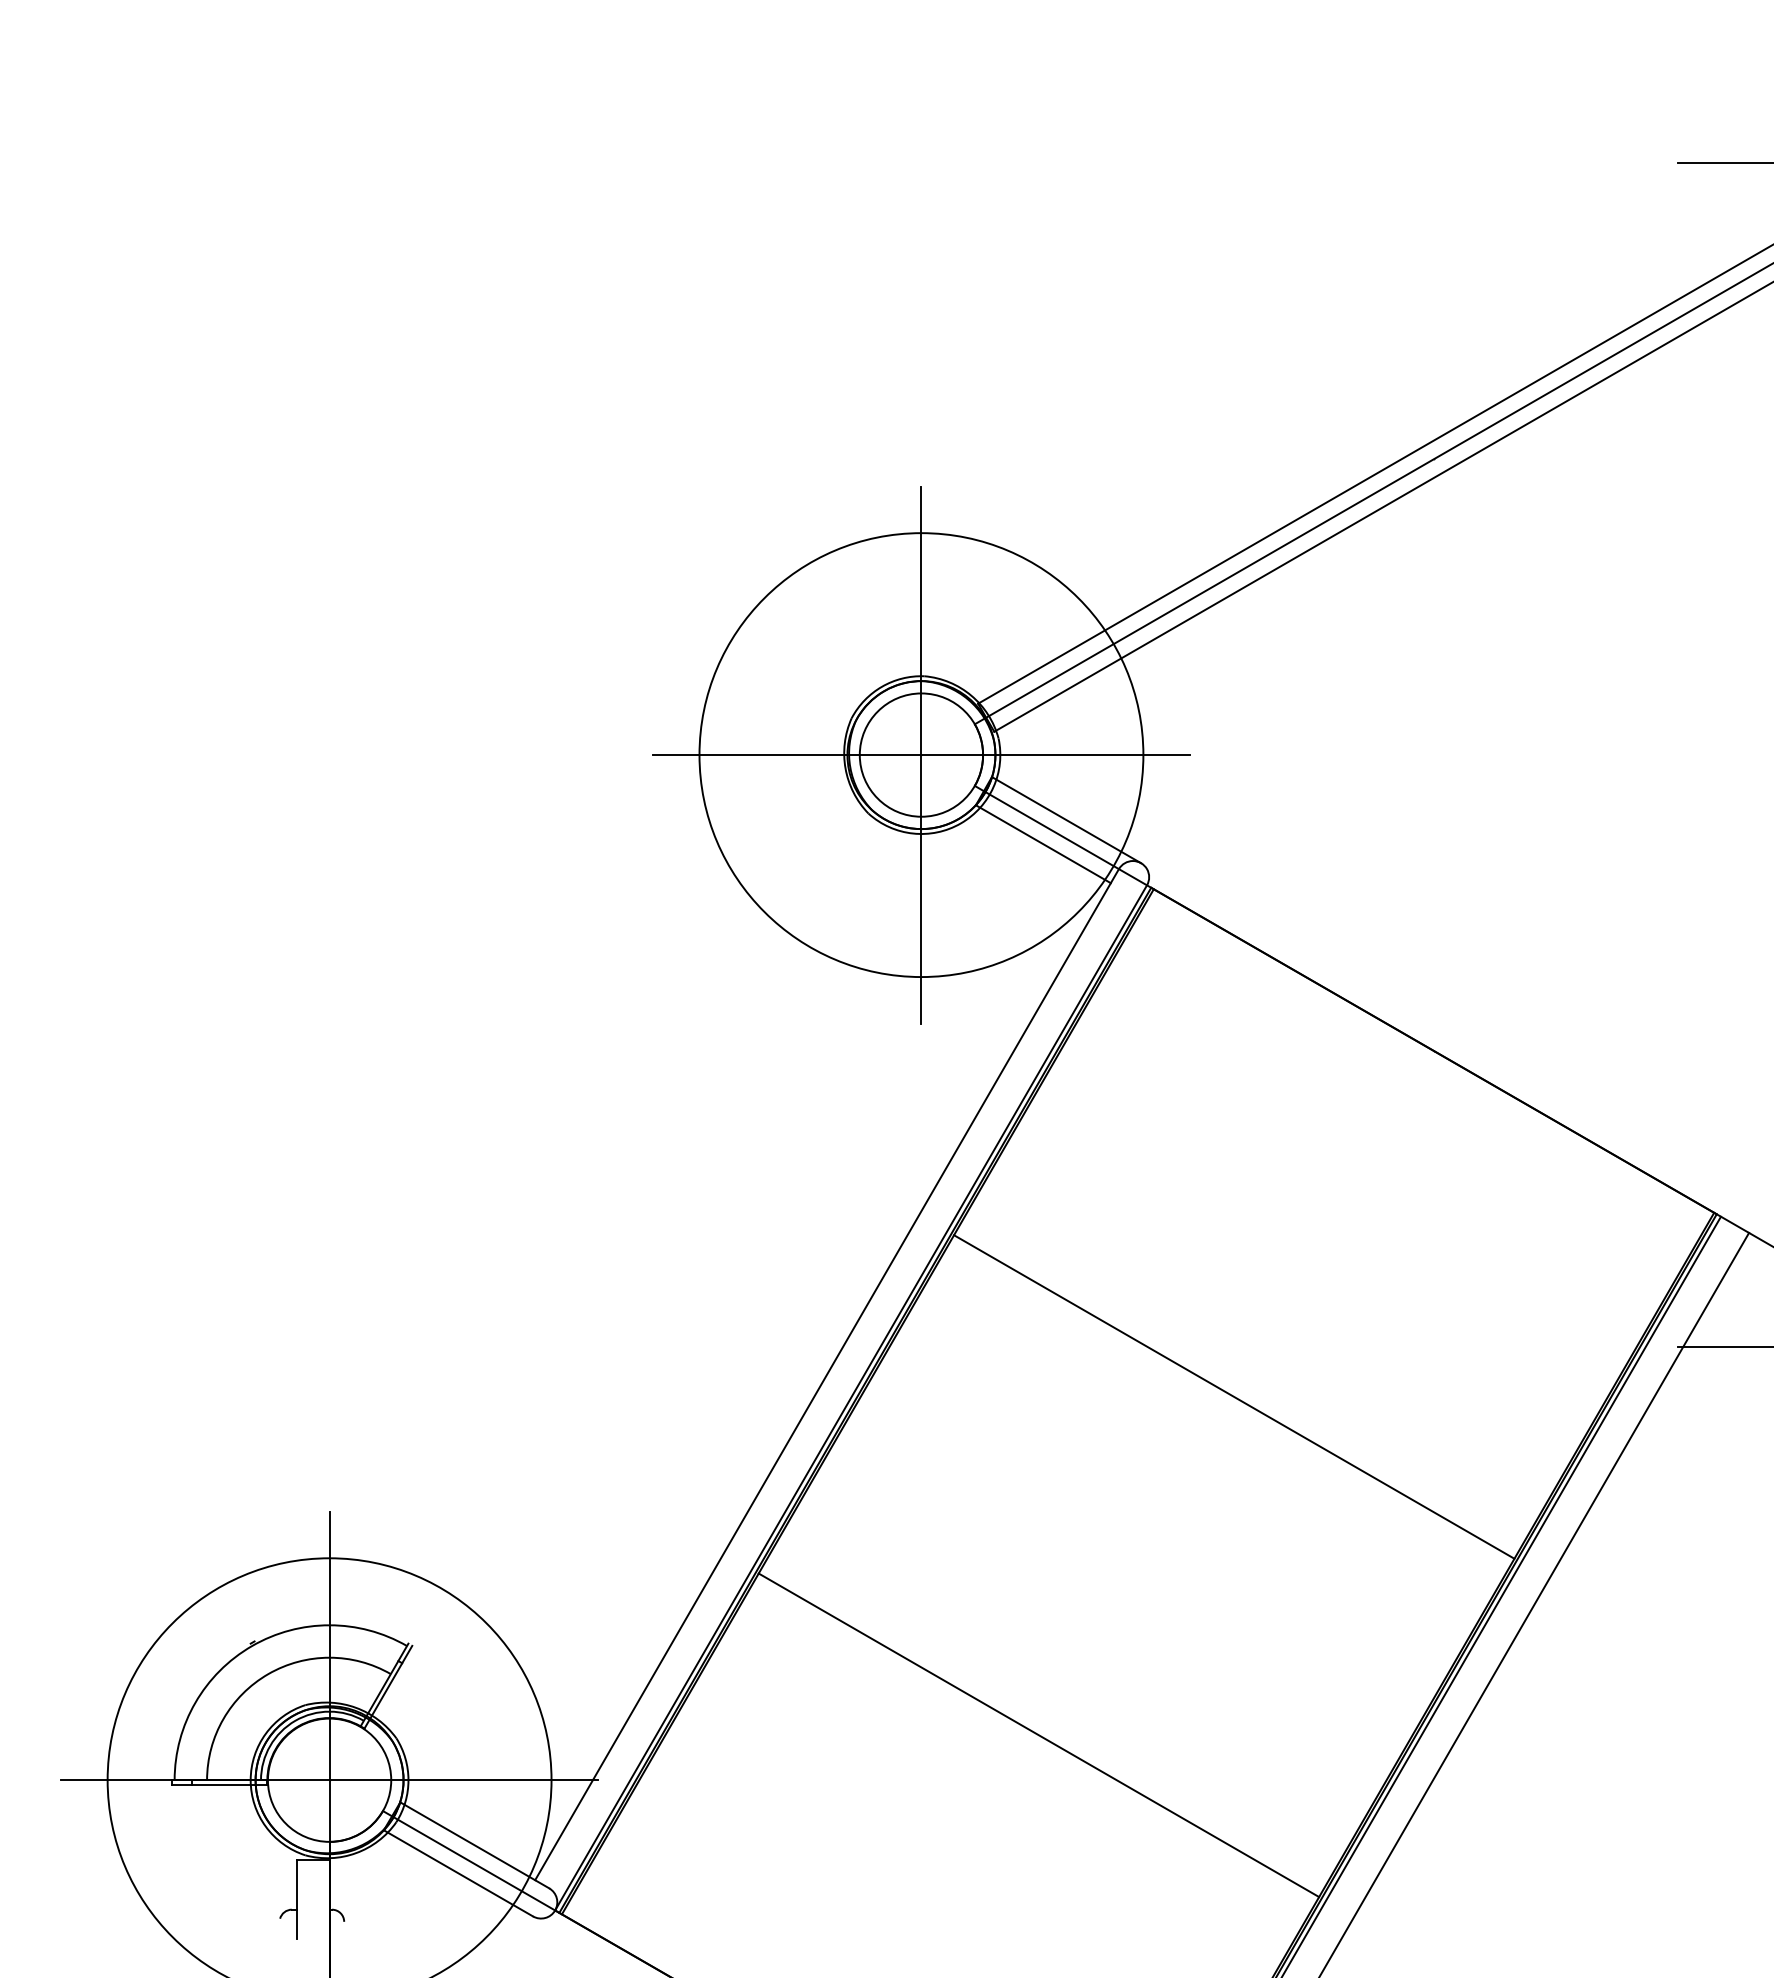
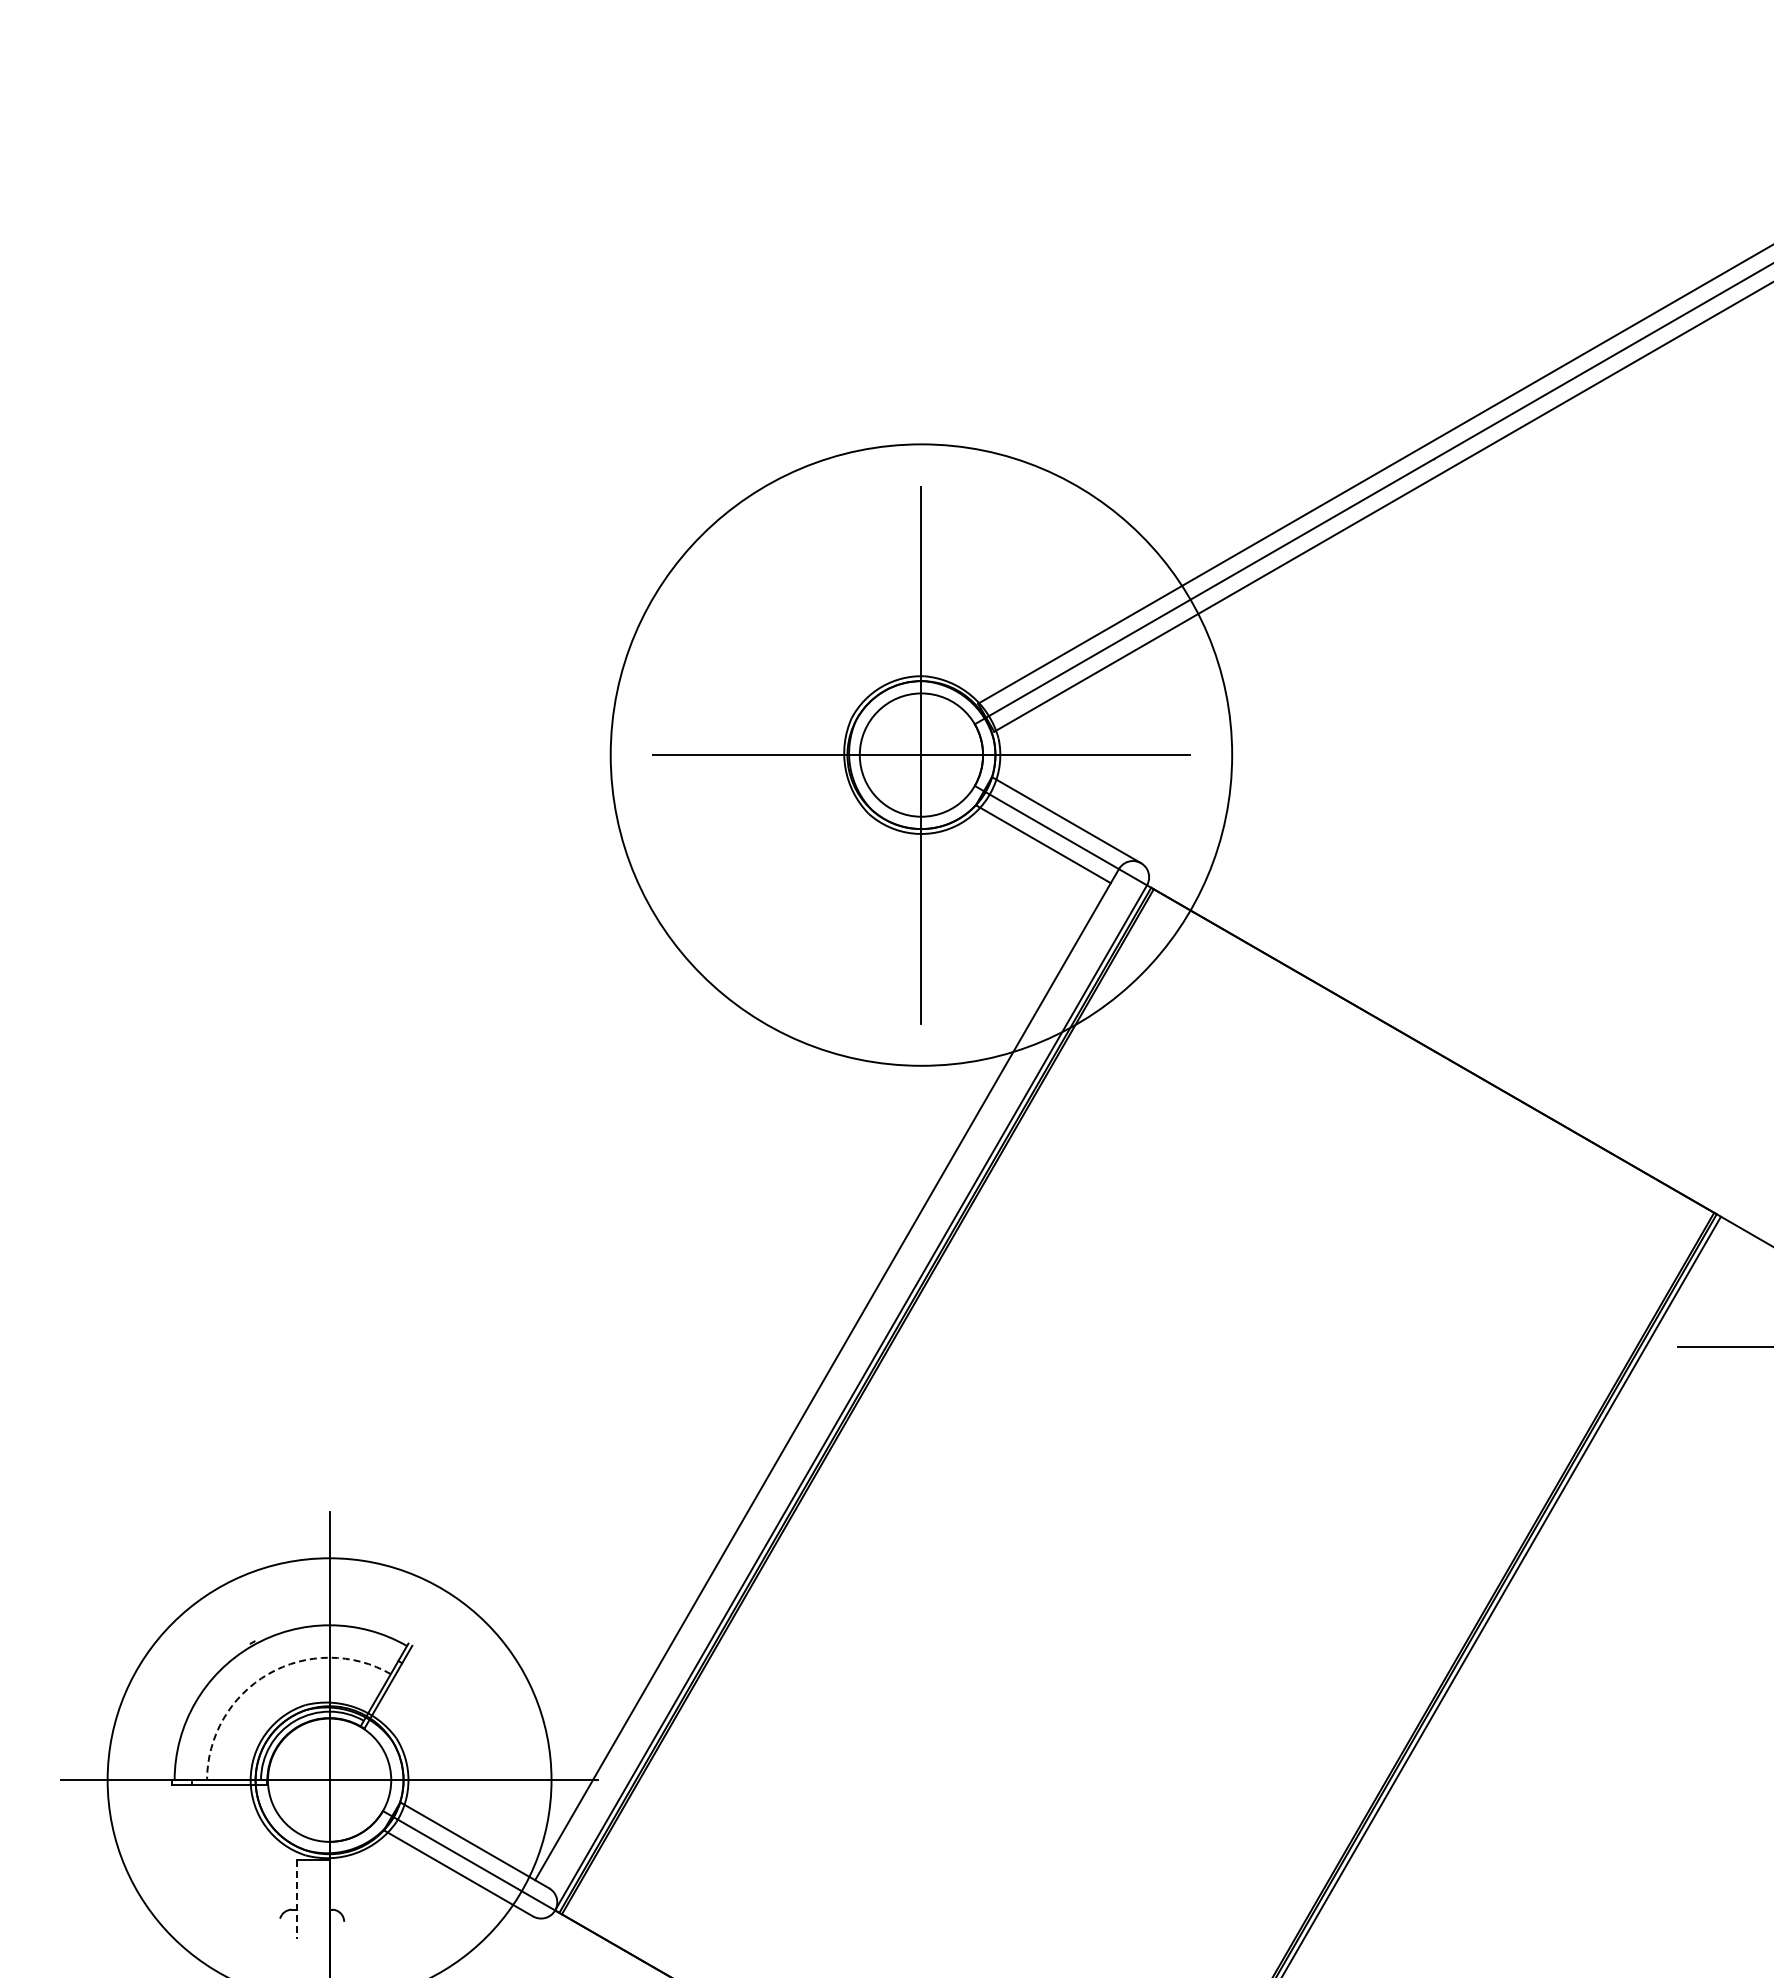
line: present -> none (1724, 163)
circle diameter: 444 px -> 621 px (921, 754)
line: present -> none (1234, 1396)
line: present -> none (1534, 1603)
arc: solid -> dashed (268, 1674)
line: present -> none (1038, 1735)
line: solid -> dashed (297, 1900)
